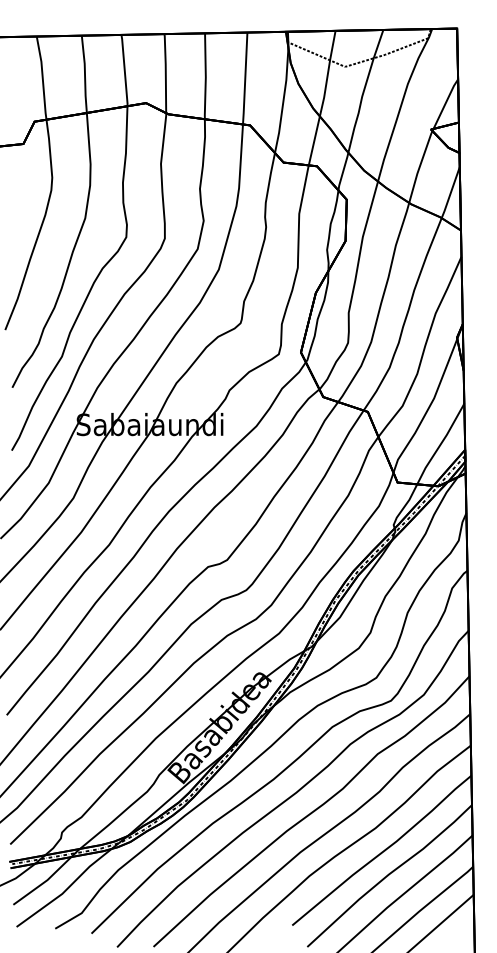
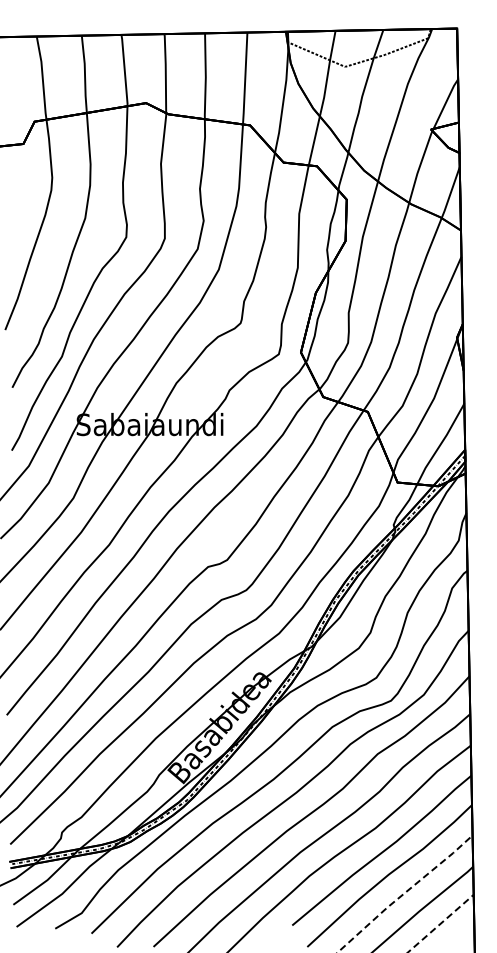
line: solid -> dashed (404, 893)
line: solid -> dashed (440, 923)
